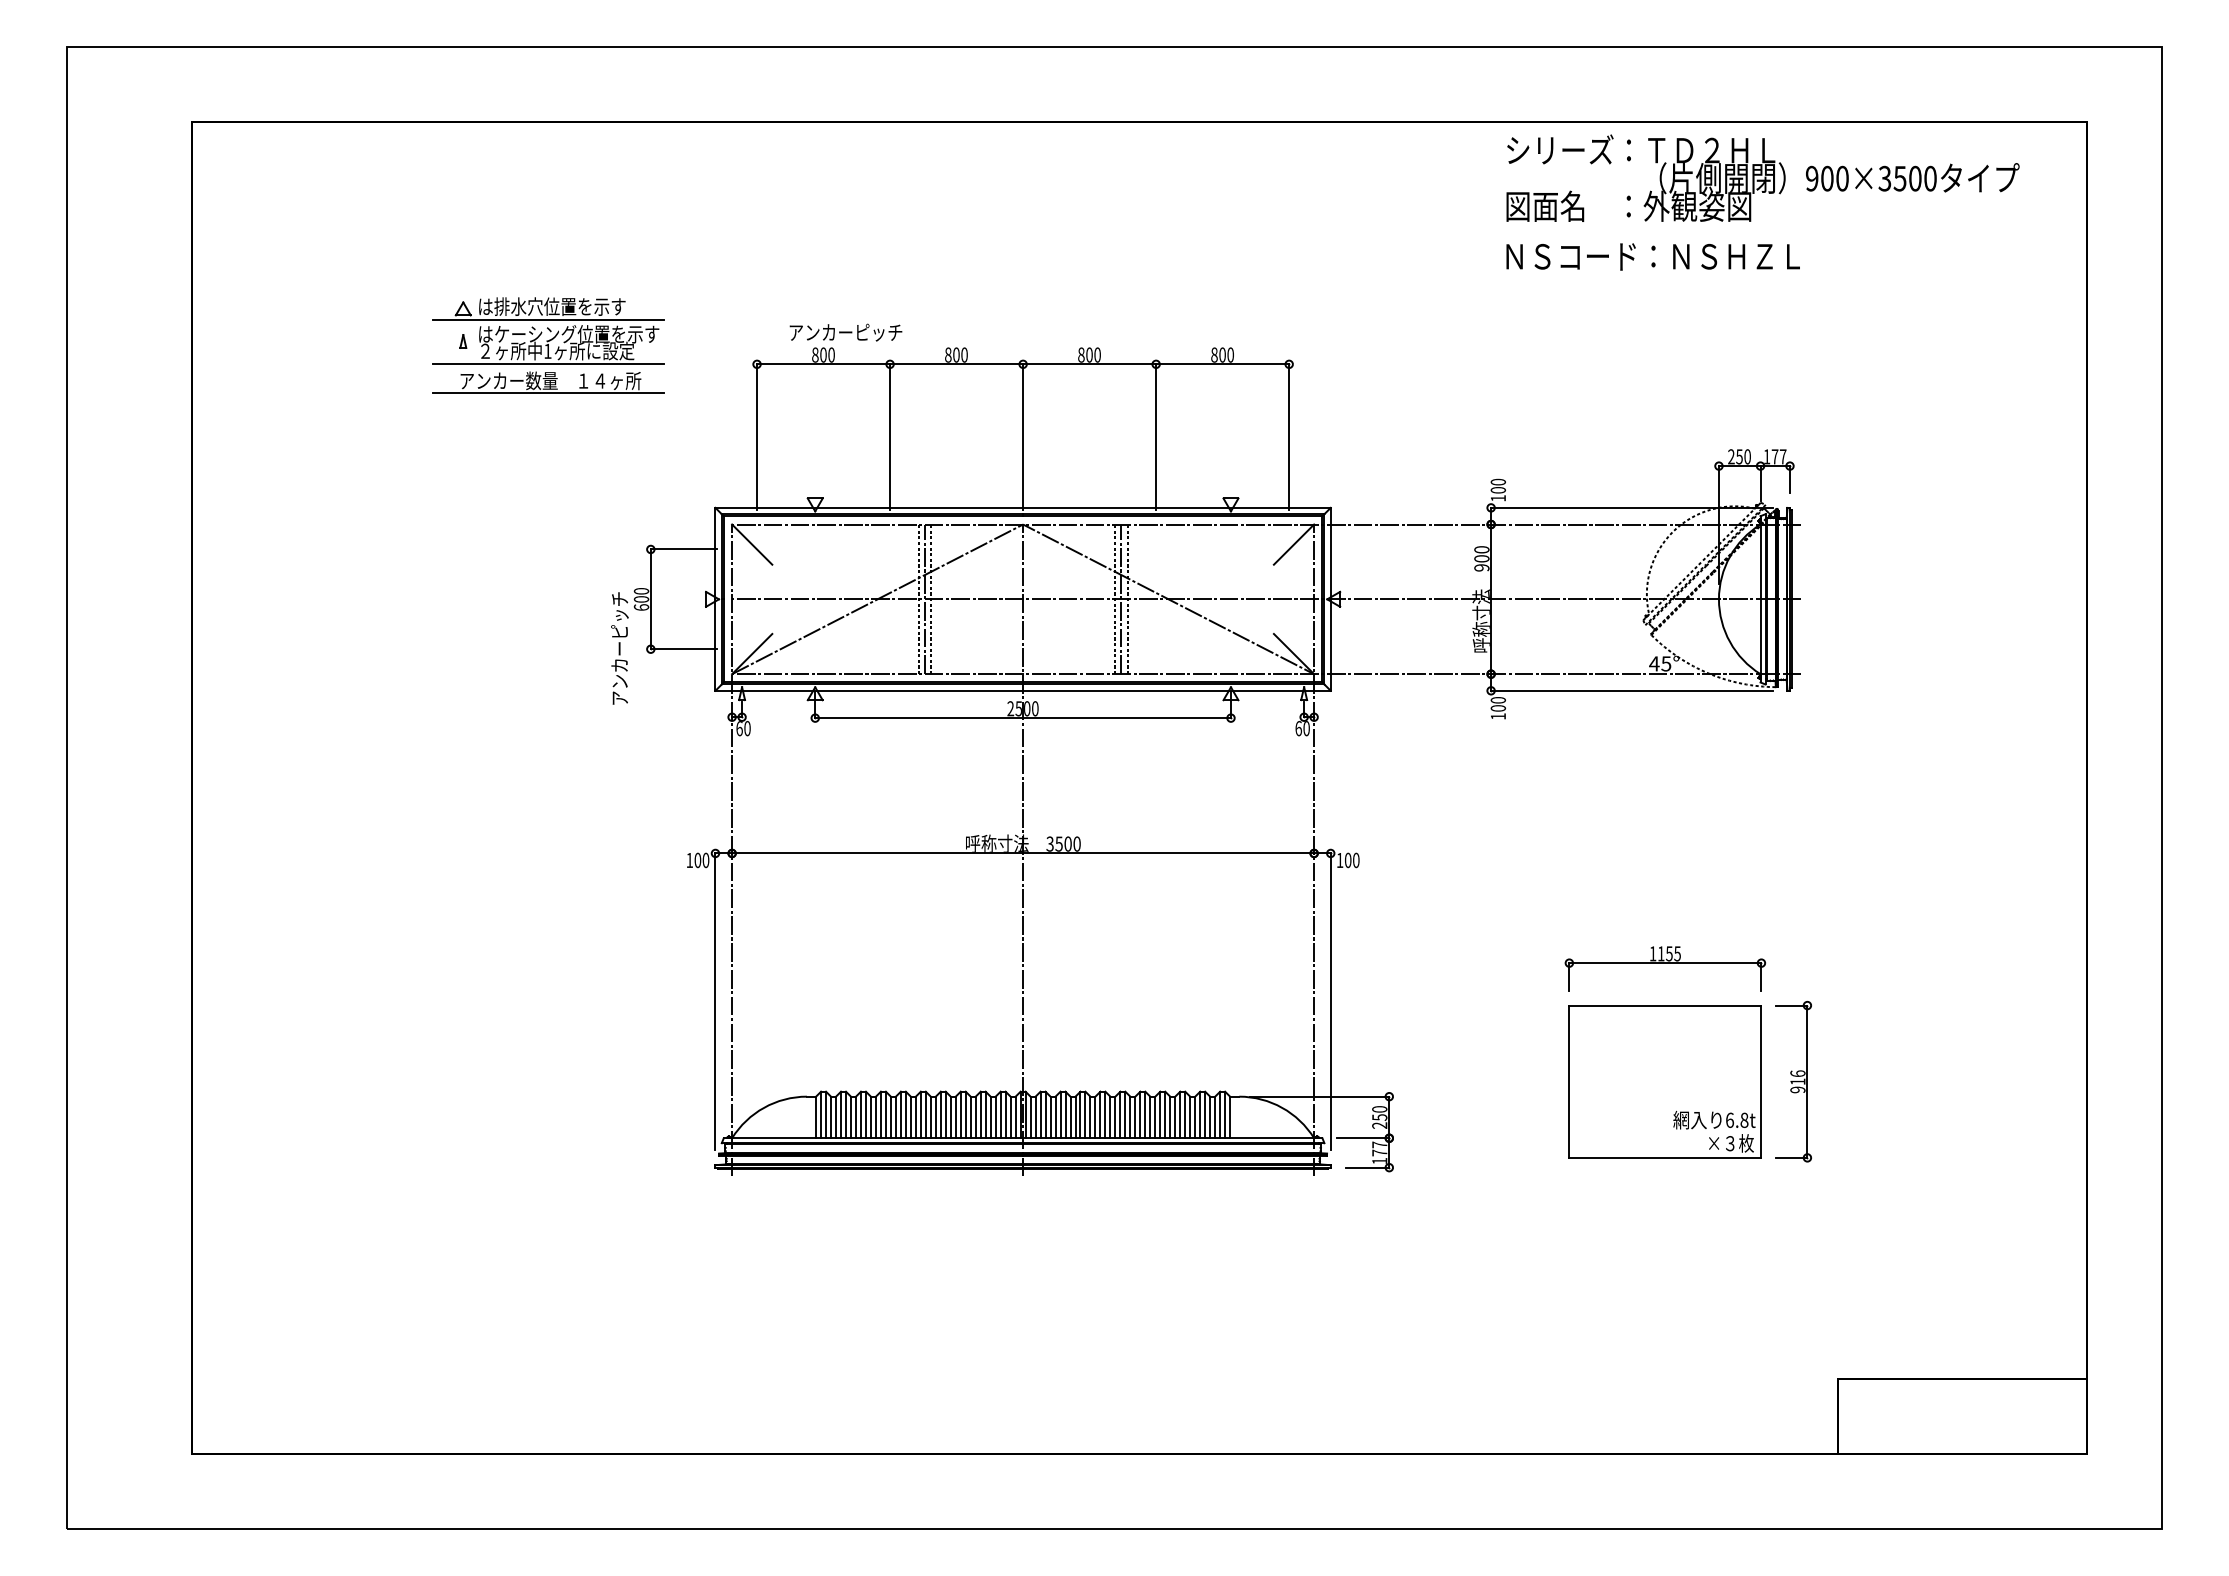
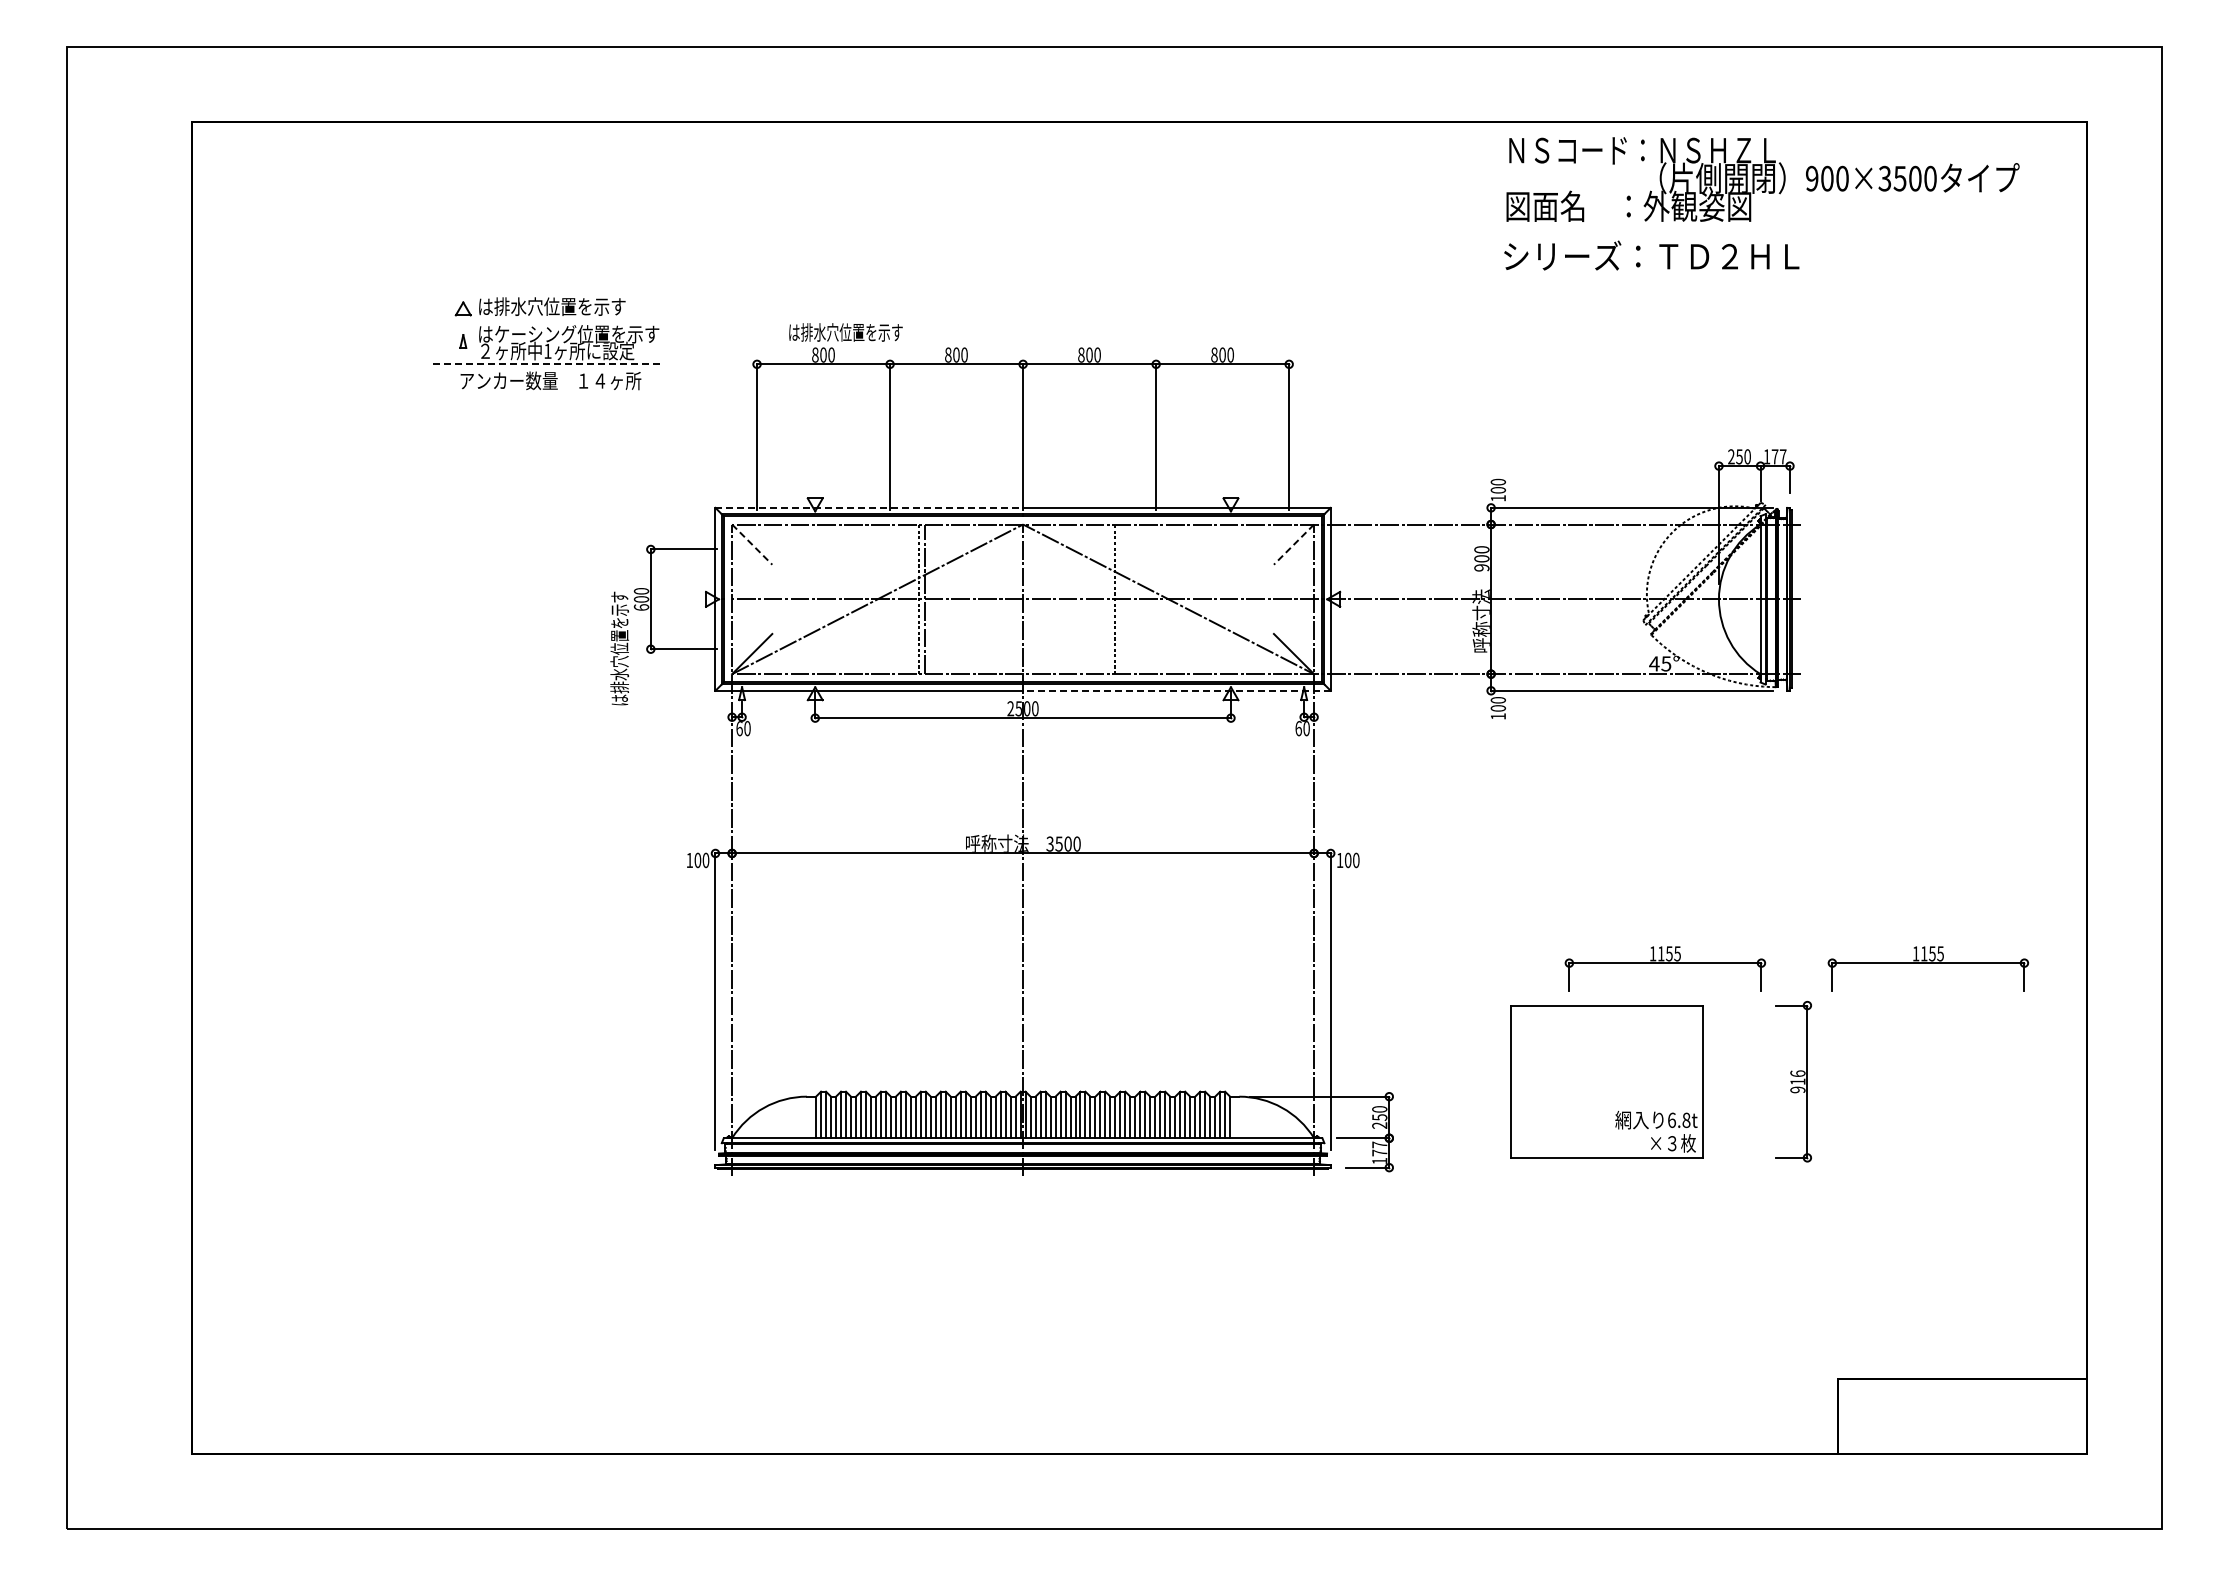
text: シリーズ：ＴＤ２ＨＬ -> ＮＳコード：ＮＳＨＺＬ (1641, 149)
text: ＮＳコード：ＮＳＨＺＬ -> シリーズ：ＴＤ２ＨＬ (1651, 255)
line: present -> none (548, 320)
text: アンカーピッチ -> は排水穴位置を示す (845, 332)
line: solid -> dashed (549, 364)
line: present -> none (548, 393)
line: solid -> dashed (869, 507)
line: solid -> dashed (752, 544)
line: solid -> dashed (1293, 544)
line: present -> none (931, 599)
line: present -> none (1121, 599)
line: present -> none (1127, 599)
text: アンカーピッチ -> は排水穴位置を示す (619, 648)
line: solid -> dashed (1176, 690)
part: none -> present (1927, 968)
part position: (1664, 1081) -> (1606, 1081) (1606, 1081)
